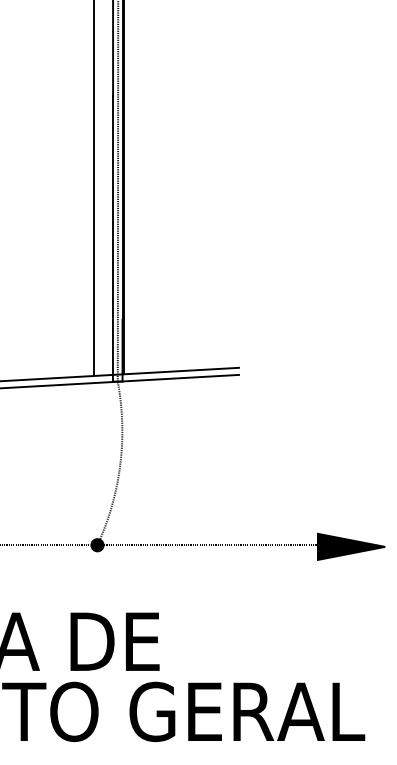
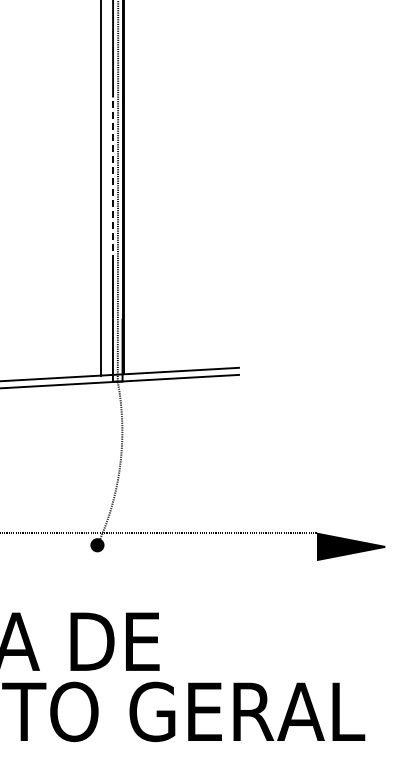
line: solid -> dashed (112, 178)
line position: (93, 189) -> (100, 189) (100, 189)
line position: (159, 545) -> (159, 533) (159, 533)
